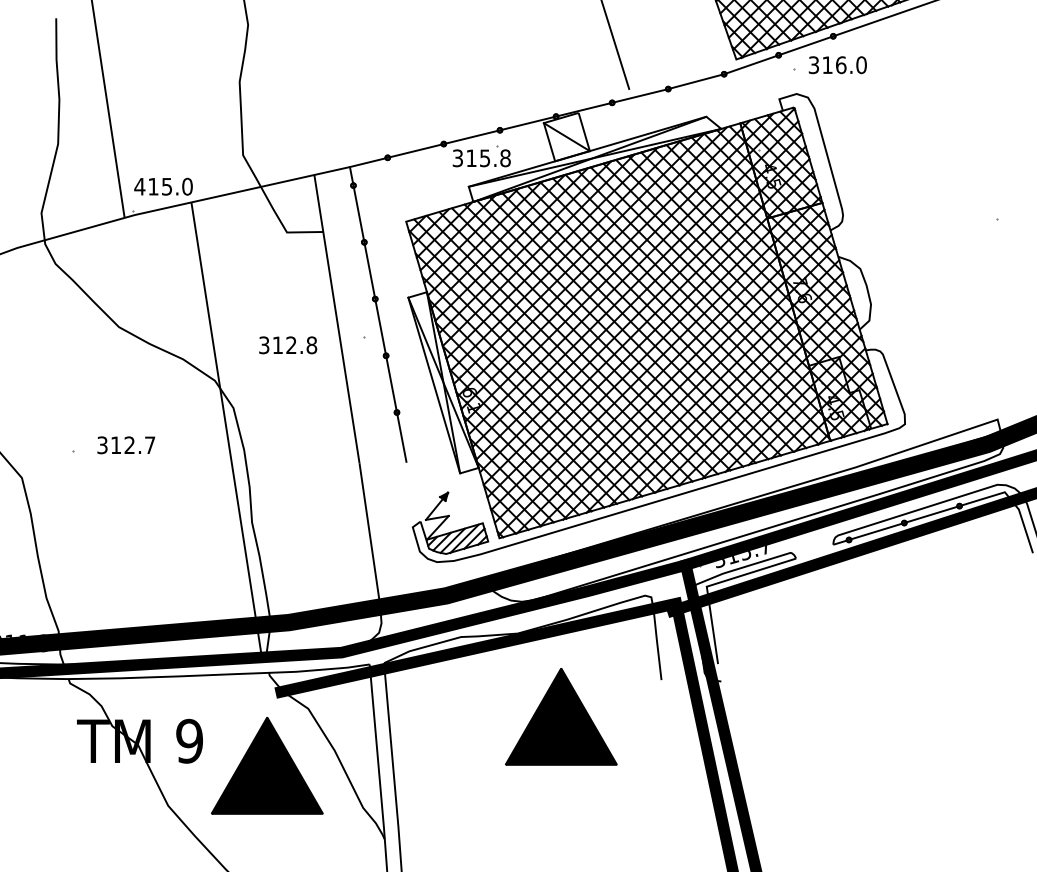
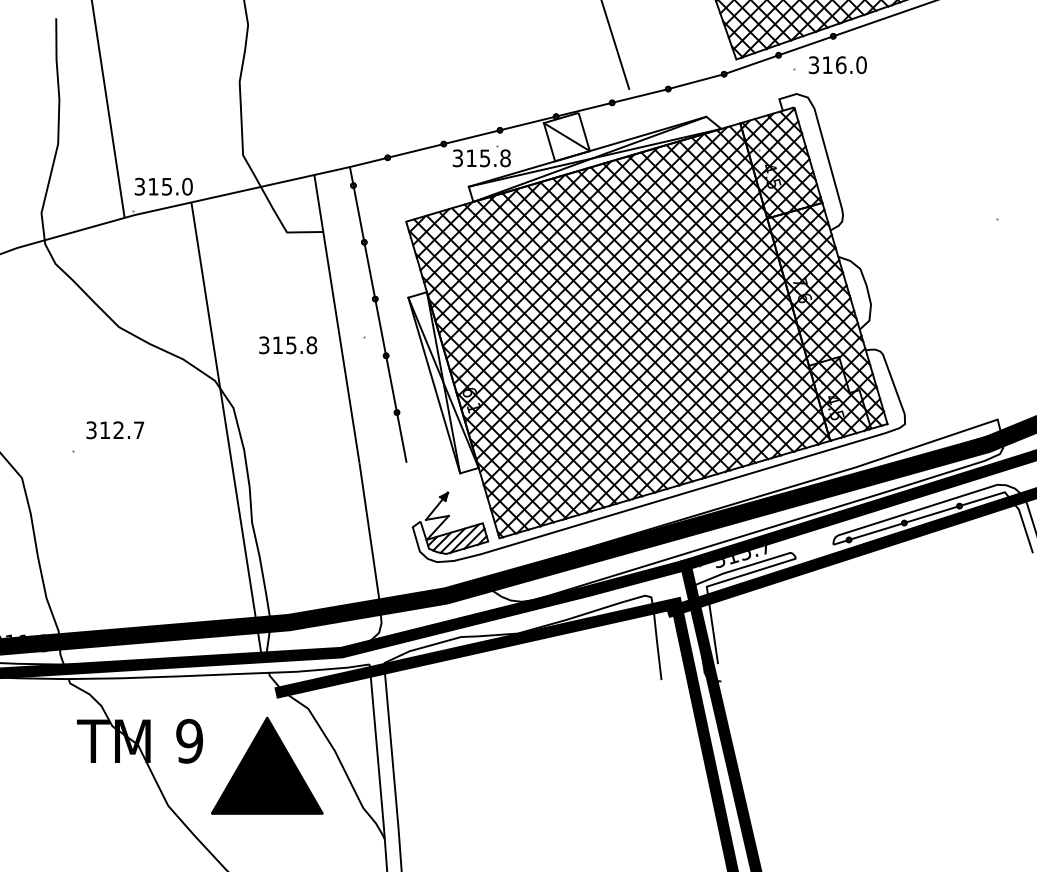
text: 415.0 -> 315.0 (139, 186)
text: 312.8 -> 315.8 (291, 345)
text position: (126, 445) -> (115, 430) (115, 430)
part: present -> none (561, 716)
